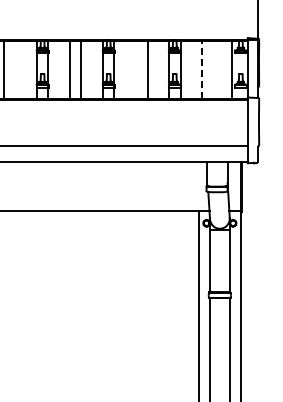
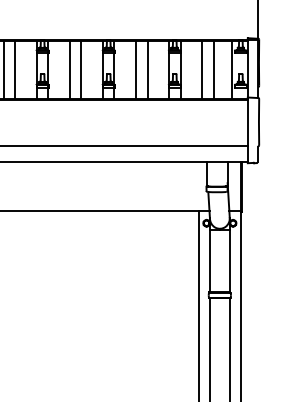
line: none -> present (15, 69)
line: none -> present (135, 69)
line: dashed -> solid (202, 69)
line: none -> present (213, 69)
